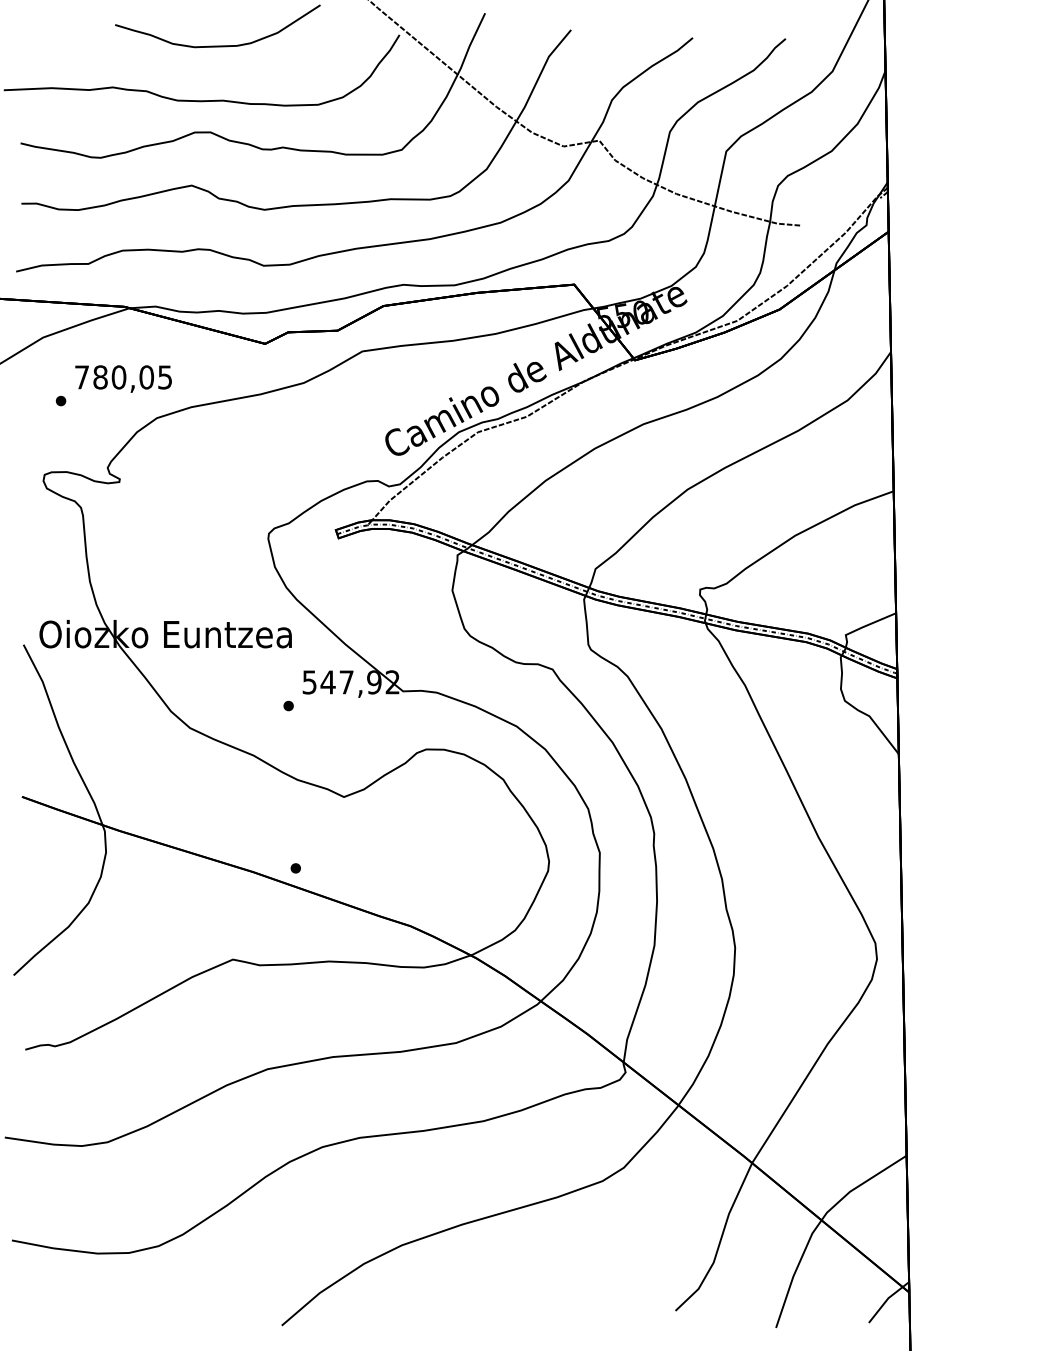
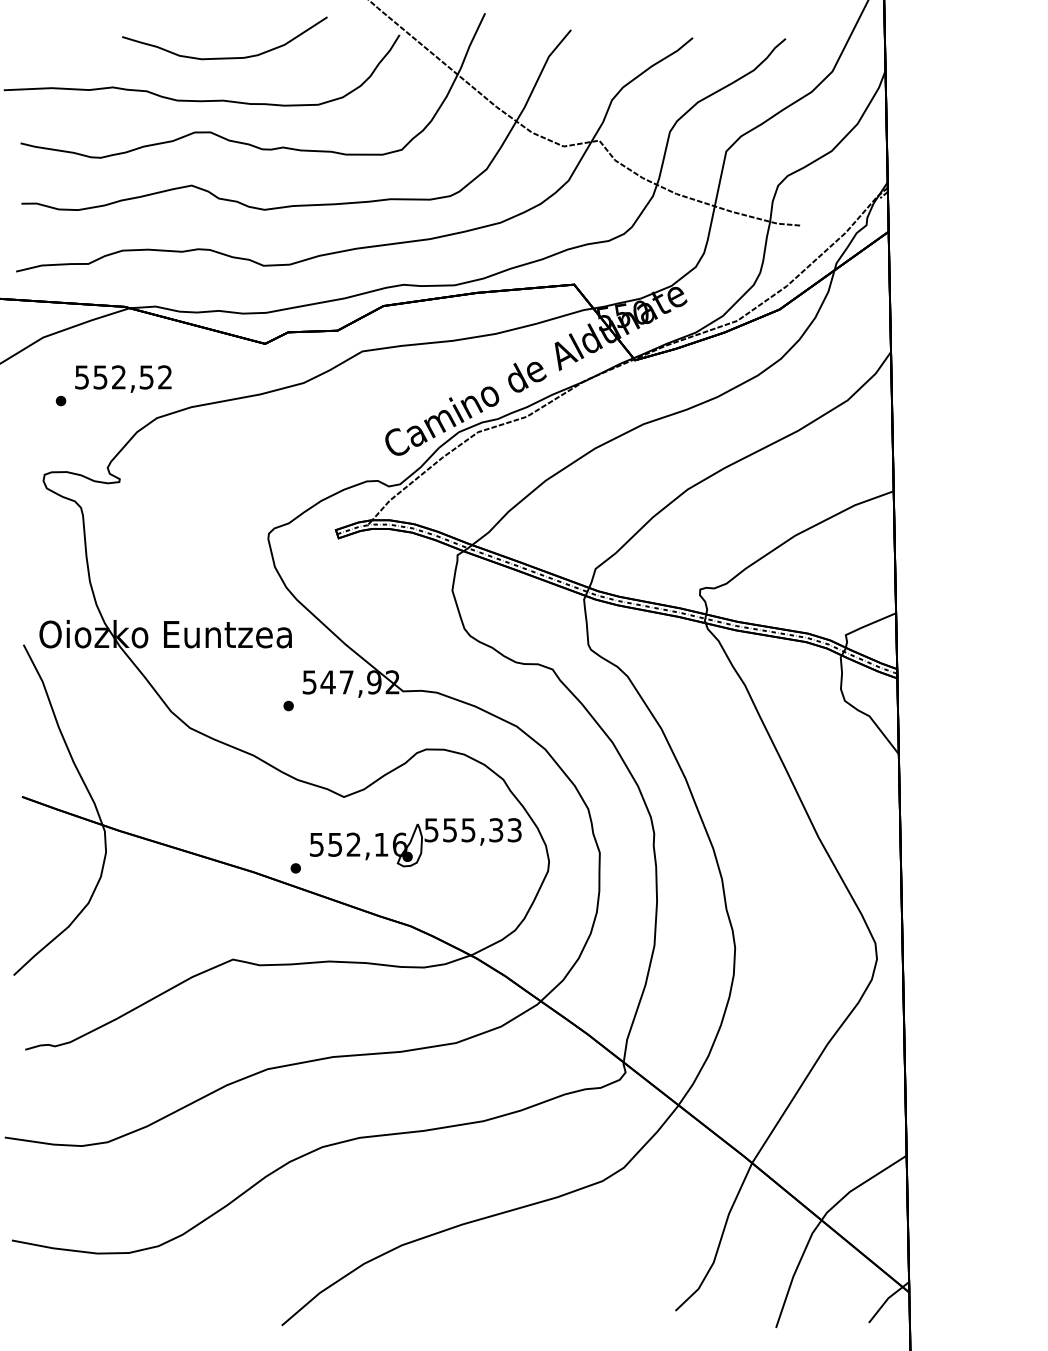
curve position: (217, 45) -> (224, 57) (224, 57)
text: 780,05 -> 552,52 (123, 377)
part: none -> present (415, 842)
